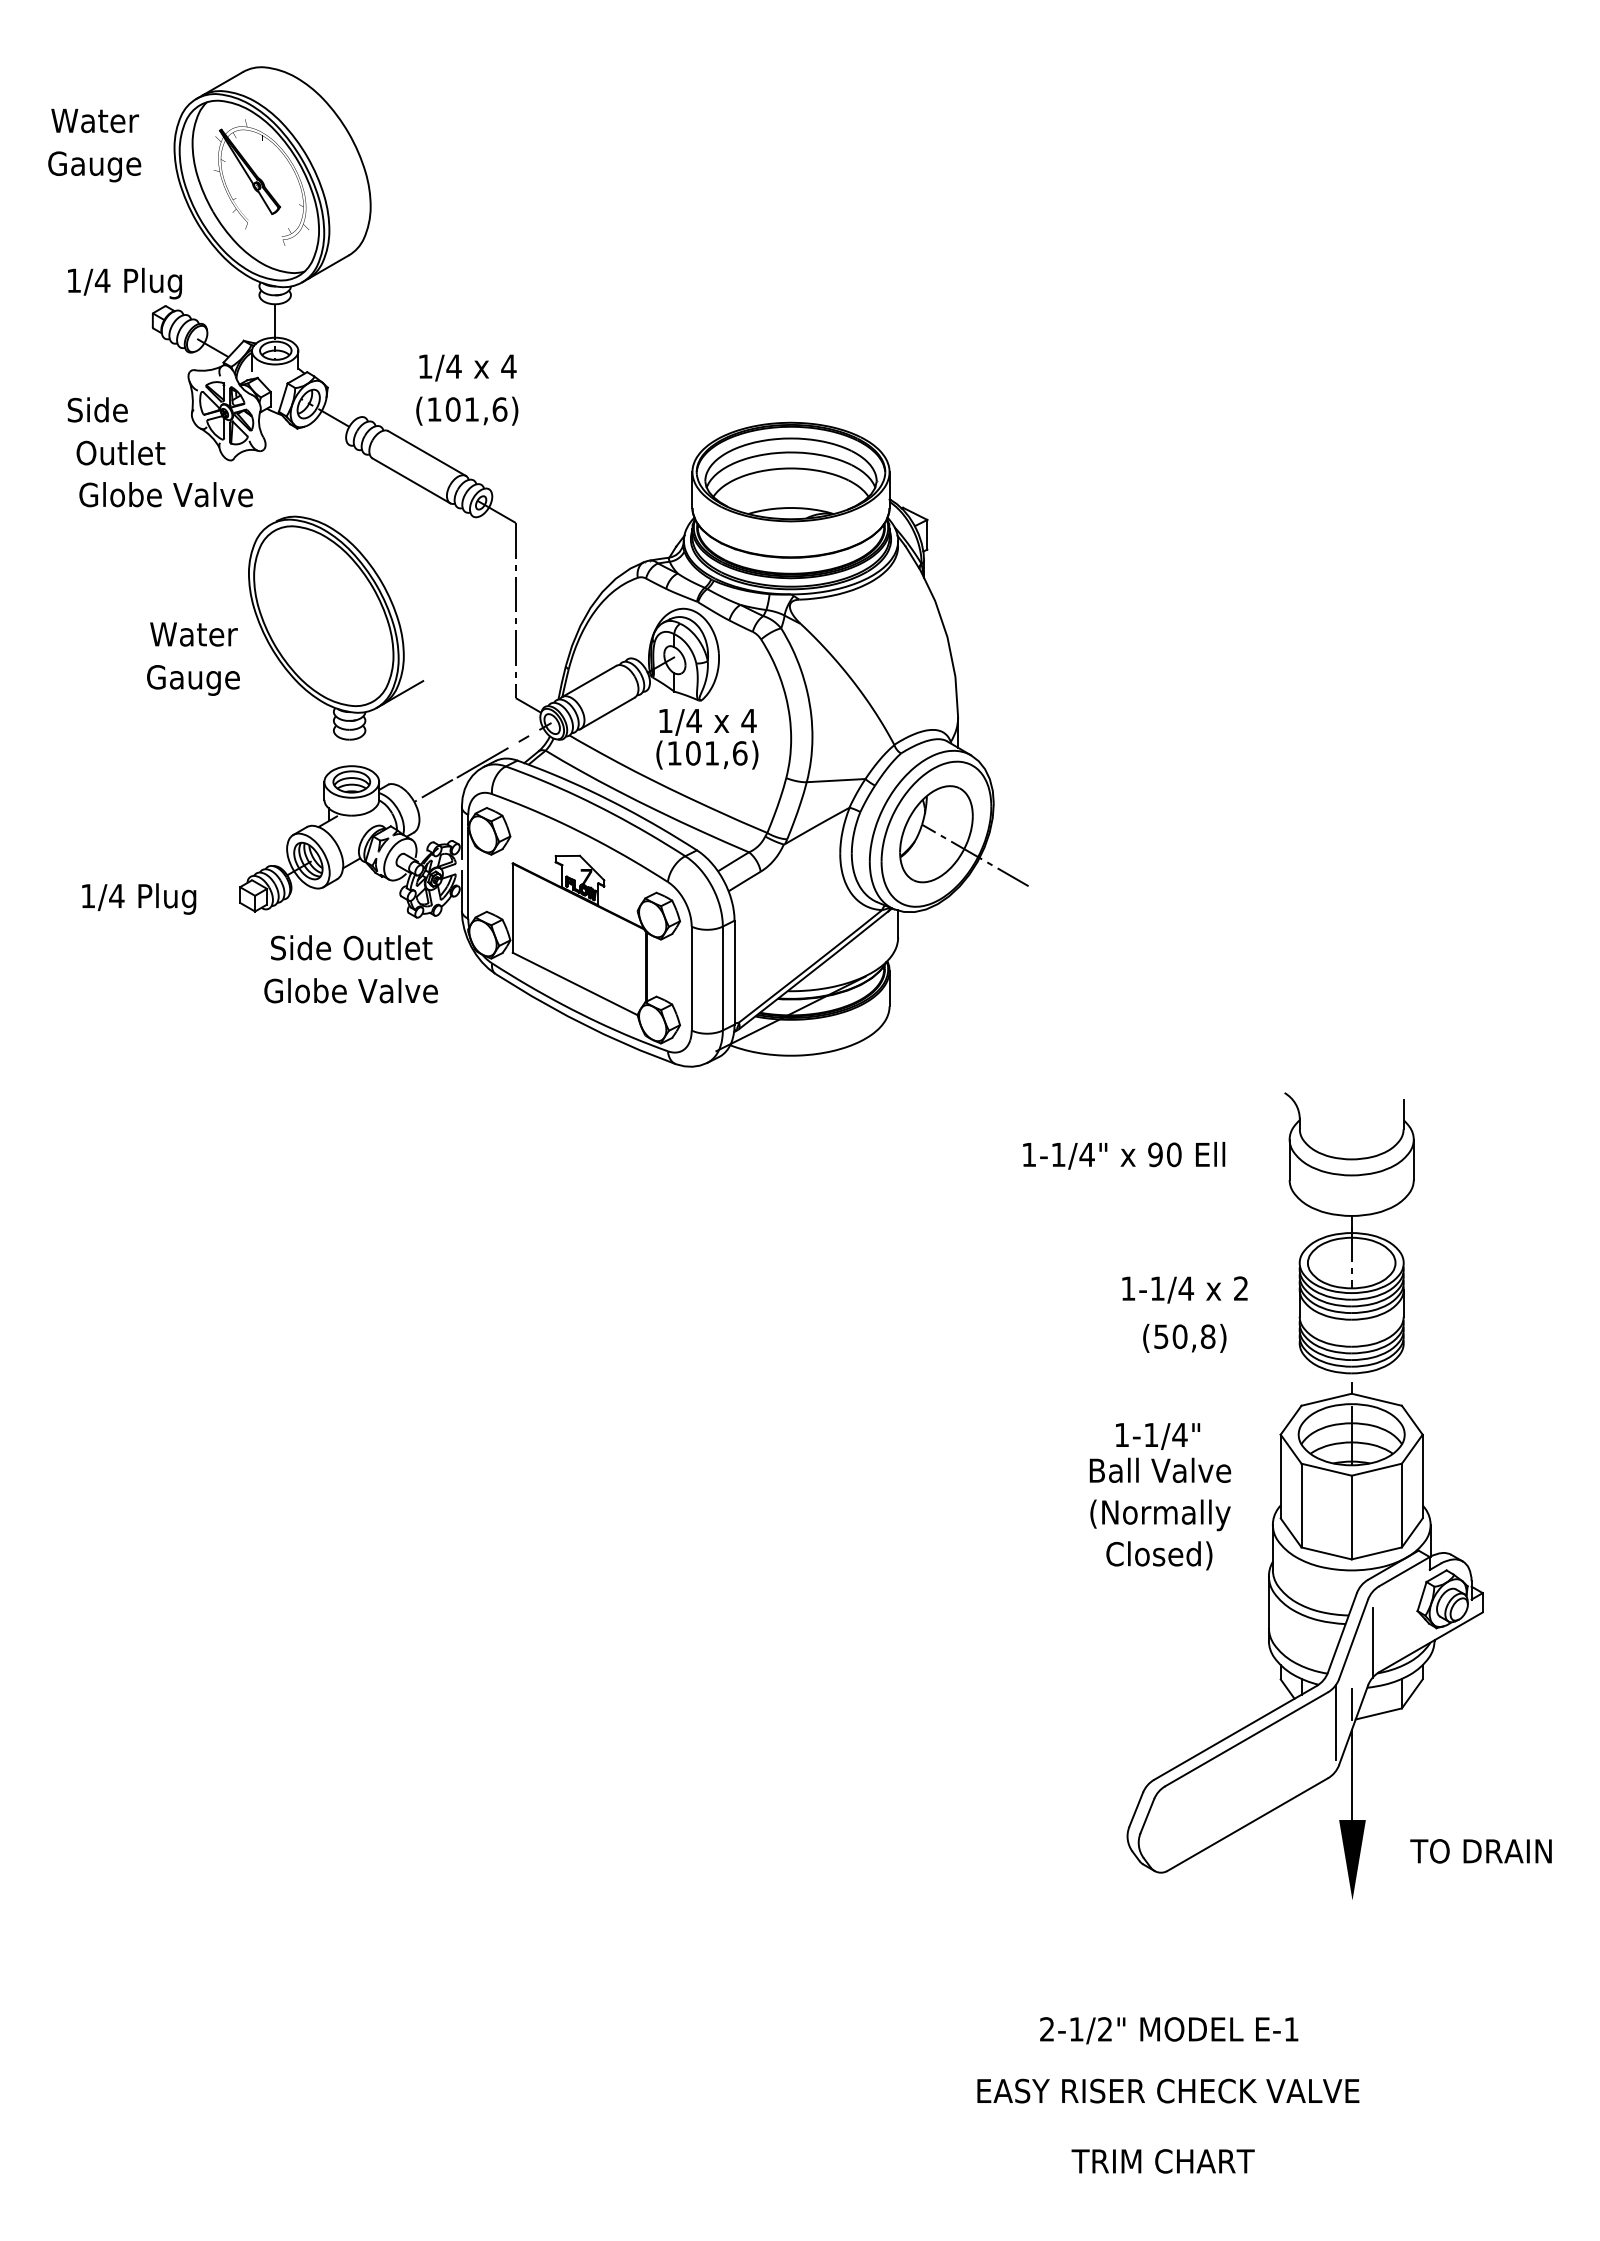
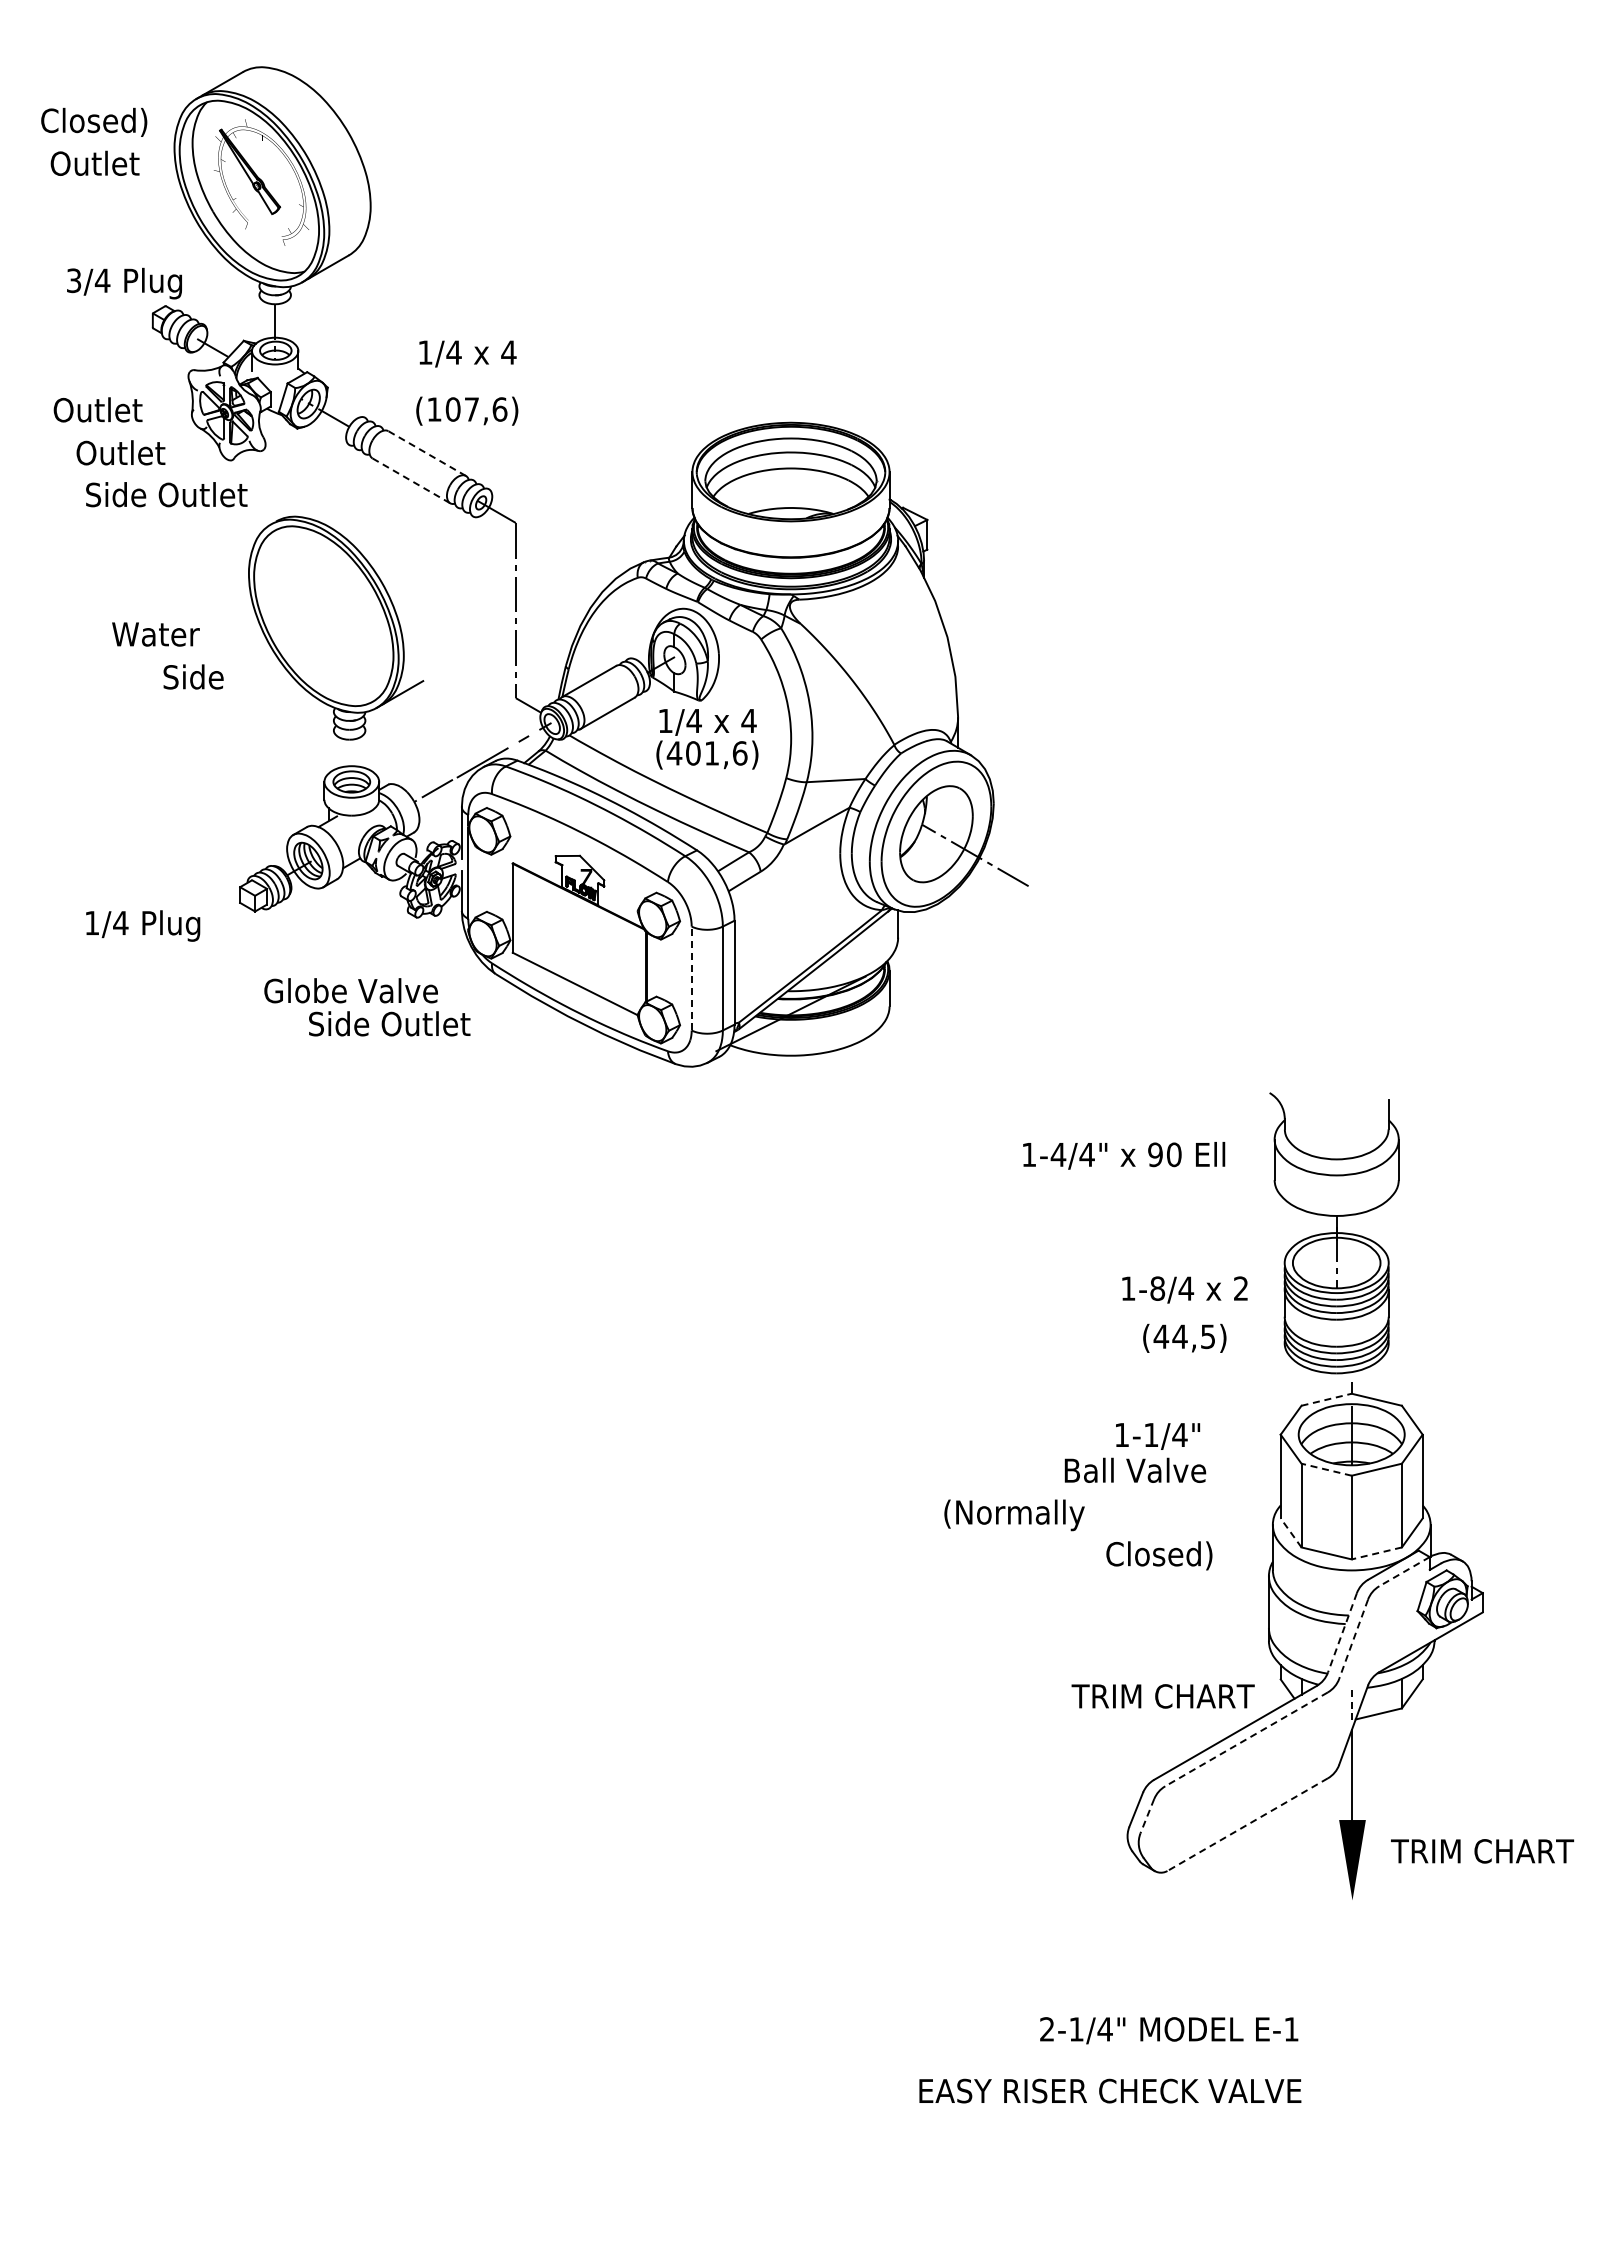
text: Water -> Closed) (94, 121)
text: Gauge -> Outlet (94, 166)
text: 1/4 -> 3/4 (74, 280)
text position: (467, 367) -> (467, 353) (467, 353)
text: Side -> Outlet (97, 409)
text: (101,6) -> (107,6) (471, 409)
line: solid -> dashed (427, 453)
line: solid -> dashed (411, 480)
text: Globe Valve -> Side Outlet (166, 494)
text position: (193, 634) -> (155, 634) (155, 634)
text: Gauge -> Side (193, 679)
text: (101,6) -> (401,6) (674, 753)
text position: (139, 898) -> (143, 925) (143, 925)
text position: (351, 947) -> (389, 1023) (389, 1023)
line: solid -> dashed (691, 978)
text: 1-1/4" -> 1-4/4" (1058, 1154)
part position: (1349, 1233) -> (1334, 1233) (1334, 1233)
text: 1-1/4 -> 1-8/4 (1157, 1288)
text: (50,8) -> (44,5) (1184, 1336)
line: solid -> dashed (1326, 1399)
text position: (1160, 1469) -> (1135, 1469) (1135, 1469)
line: solid -> dashed (1326, 1469)
text position: (1160, 1515) -> (1014, 1515) (1014, 1515)
line: solid -> dashed (1291, 1532)
line: solid -> dashed (1376, 1553)
line: solid -> dashed (1404, 1571)
line: solid -> dashed (1342, 1633)
line: solid -> dashed (1353, 1639)
line: present -> none (1372, 1642)
line: solid -> dashed (1351, 1704)
line: present -> none (1336, 1722)
line: solid -> dashed (1246, 1739)
line: solid -> dashed (1147, 1816)
line: solid -> dashed (1247, 1824)
text: TO DRAIN -> TRIM CHART (1482, 1851)
text: 2-1/2" -> 2-1/4" (1104, 2029)
text position: (1168, 2090) -> (1110, 2090) (1110, 2090)
text position: (1162, 2161) -> (1162, 1696) (1162, 1696)
